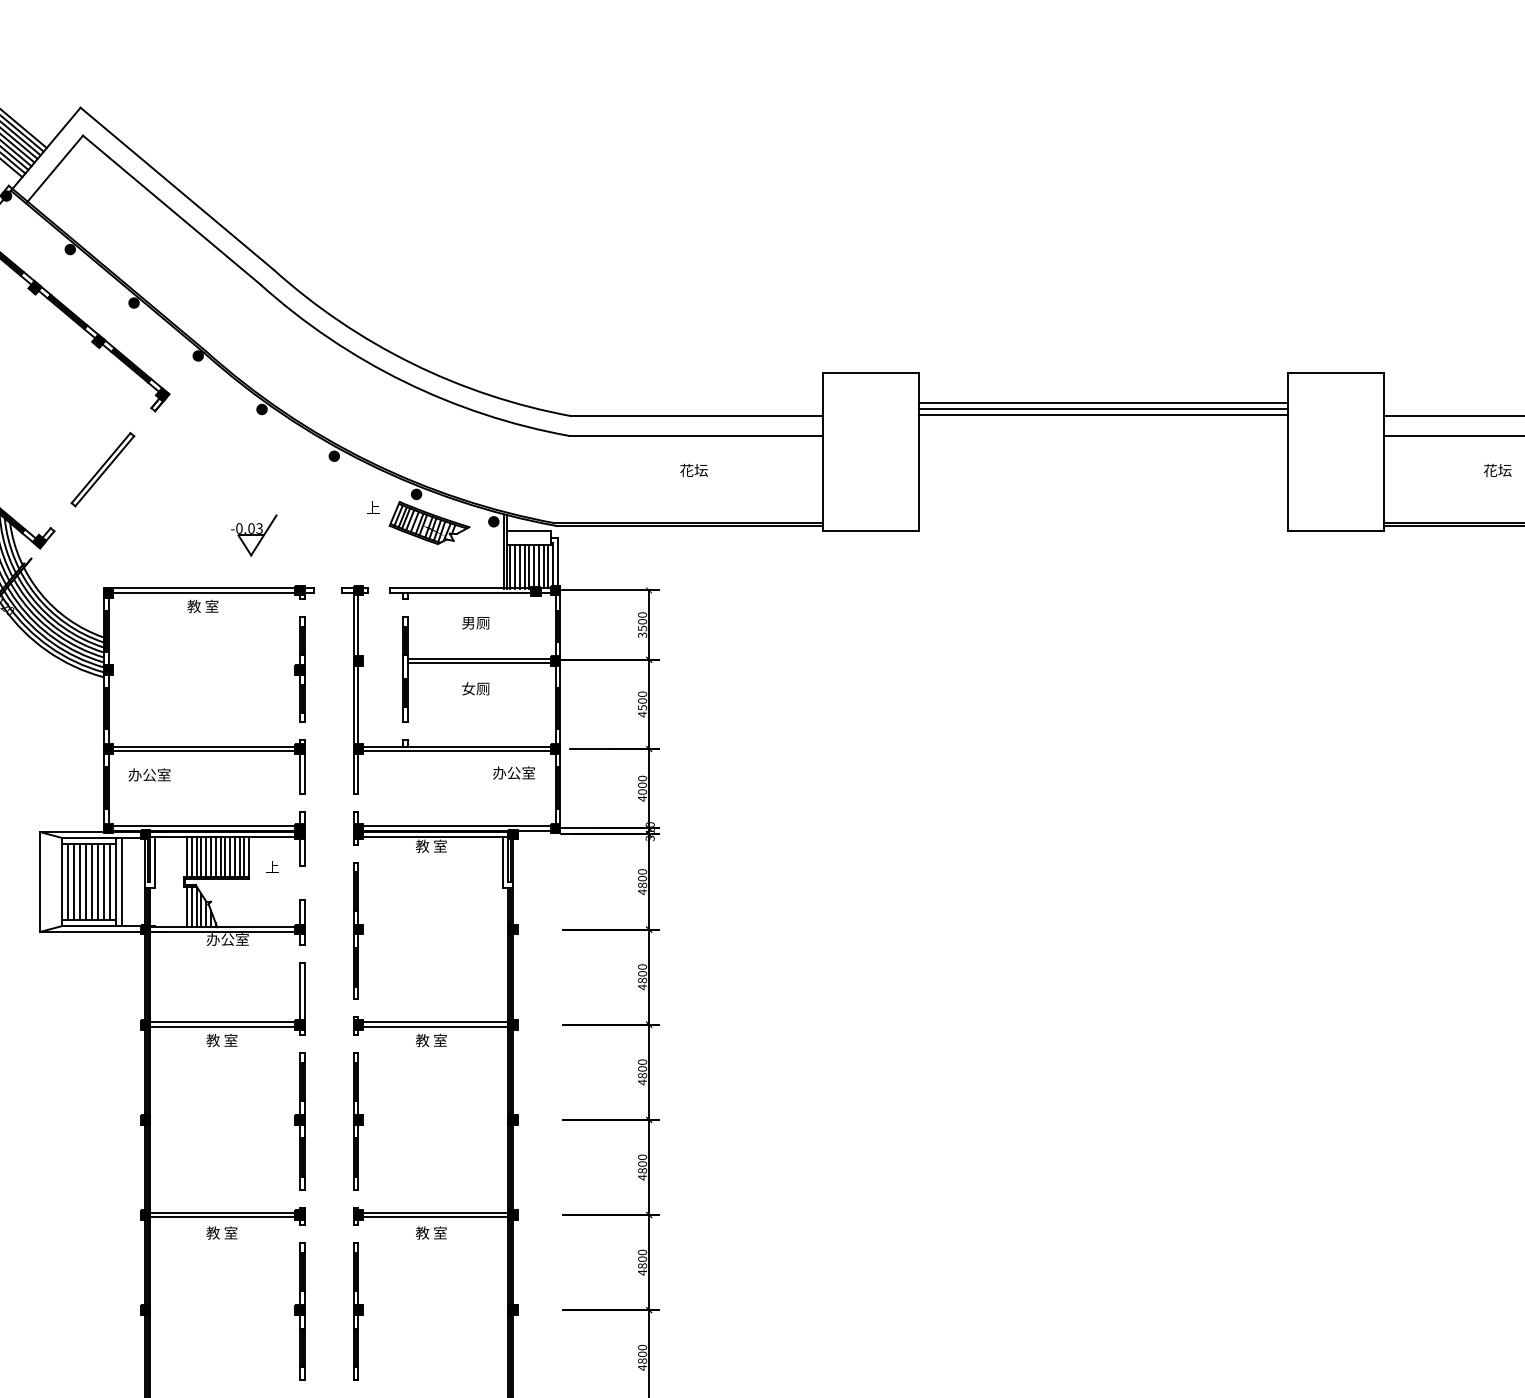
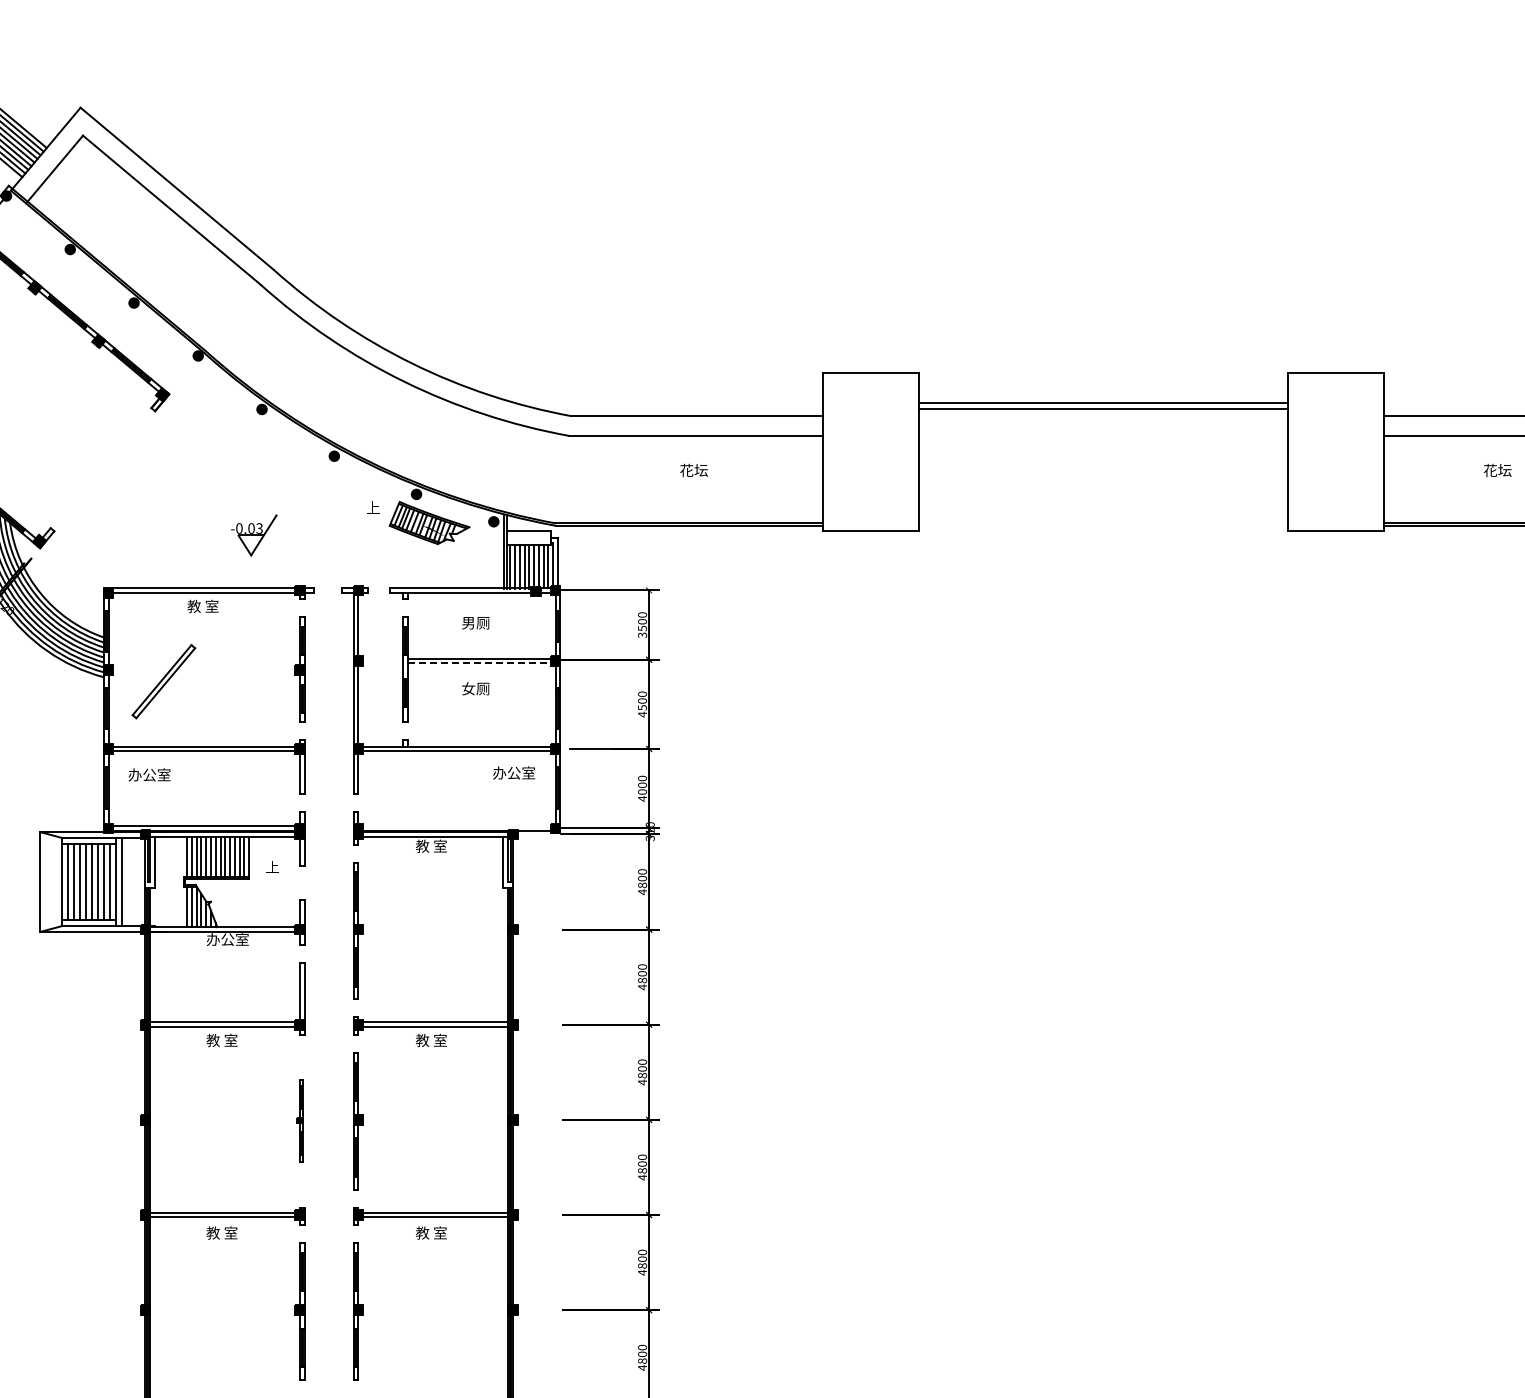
line: present -> none (1102, 414)
part position: (102, 469) -> (163, 681) (163, 681)
line: solid -> dashed (479, 663)
line: present -> none (451, 825)
part size: 12x139 px -> 8x84 px (299, 1120)
